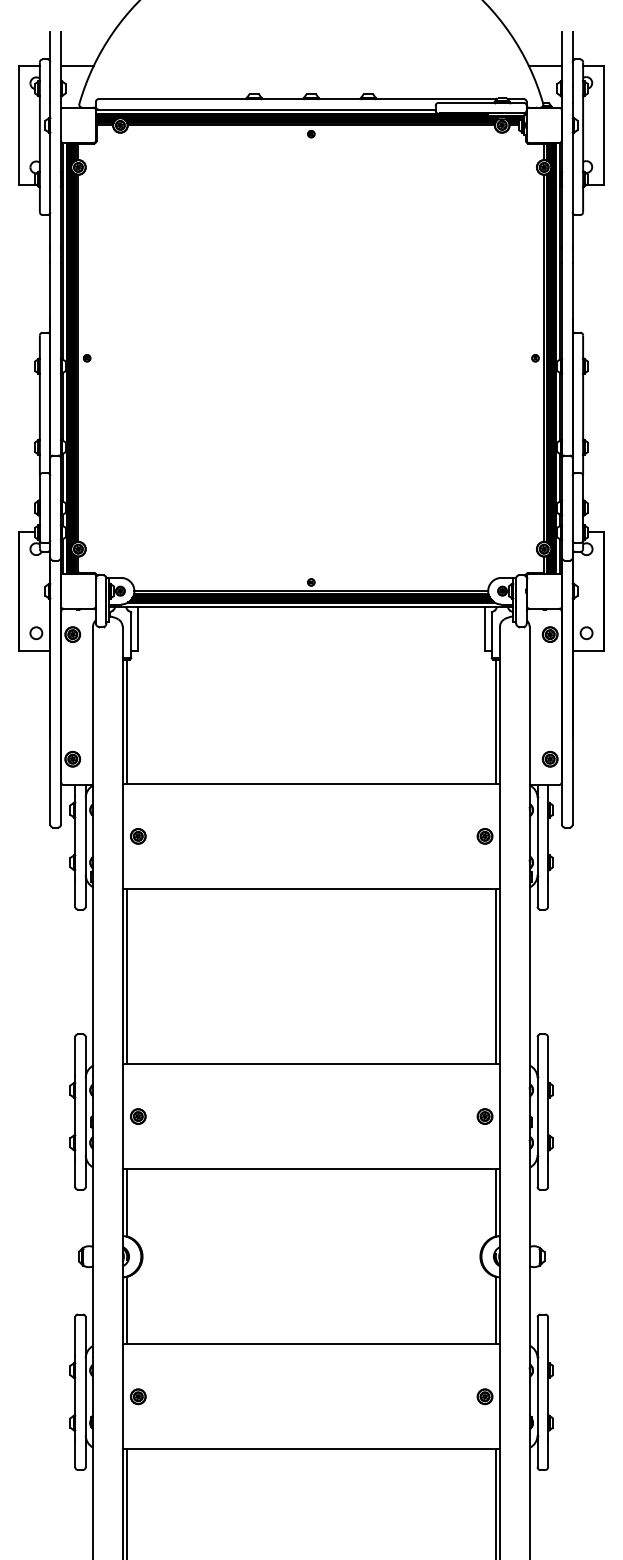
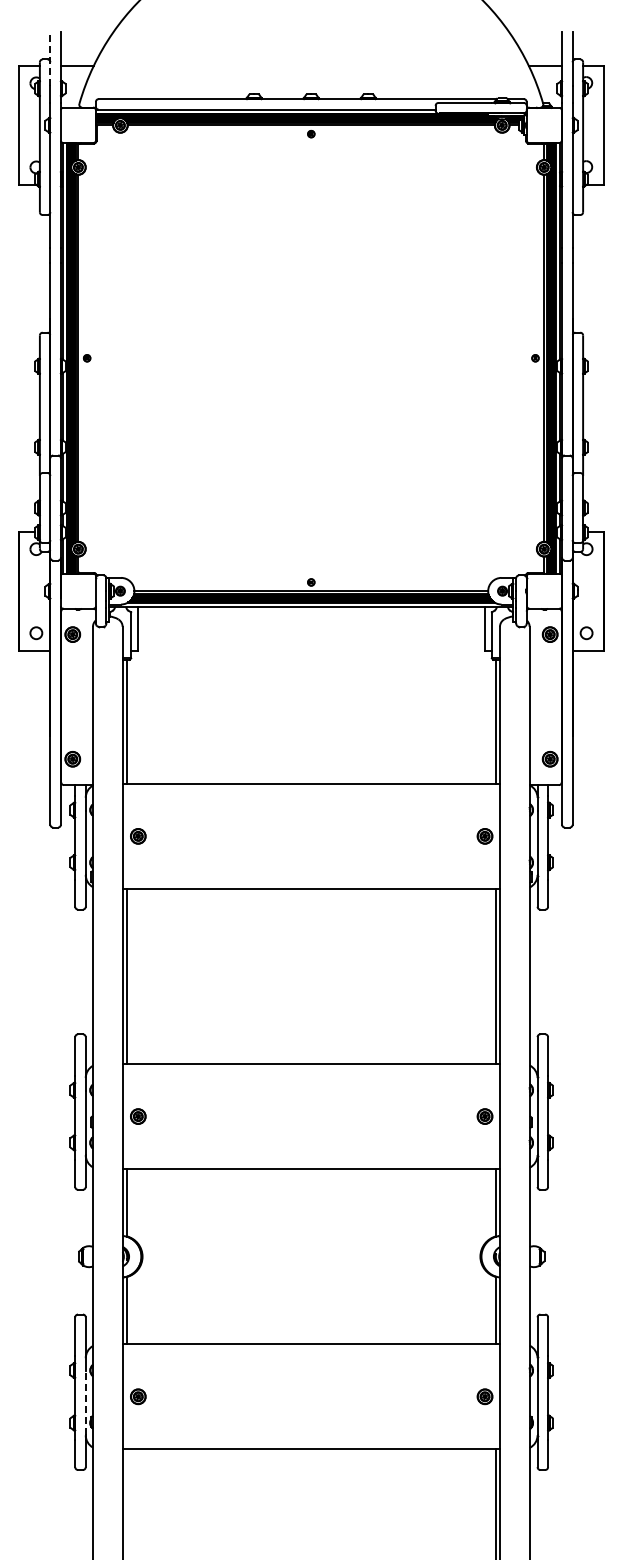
line: solid -> dashed (50, 58)
line: solid -> dashed (85, 1402)
line: present -> none (126, 1502)
